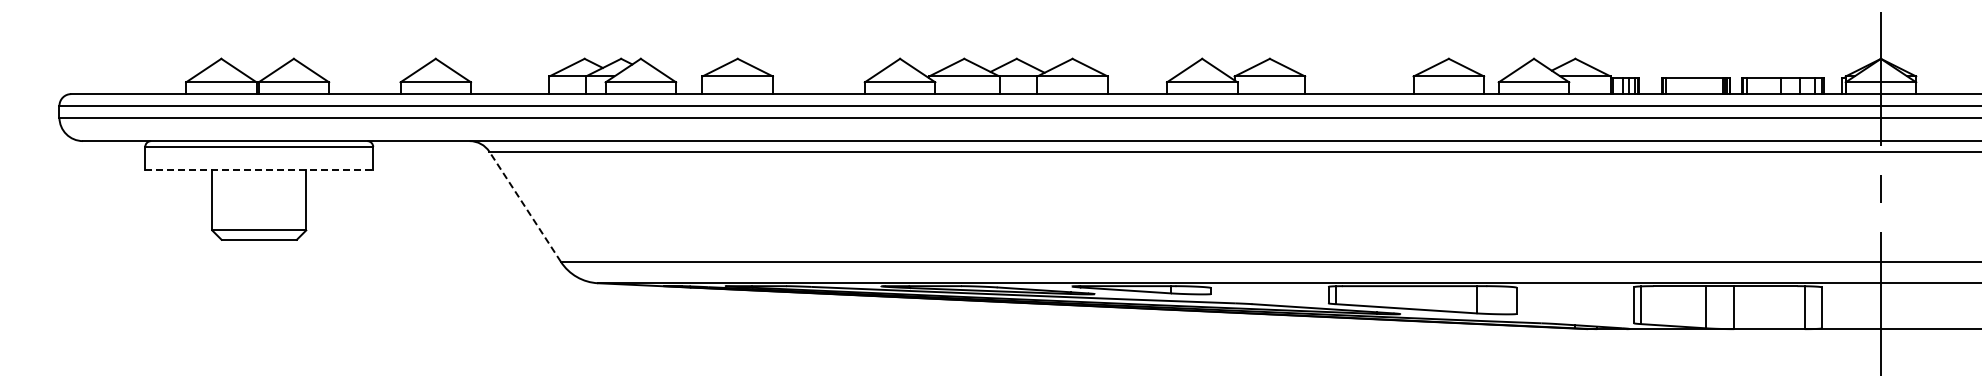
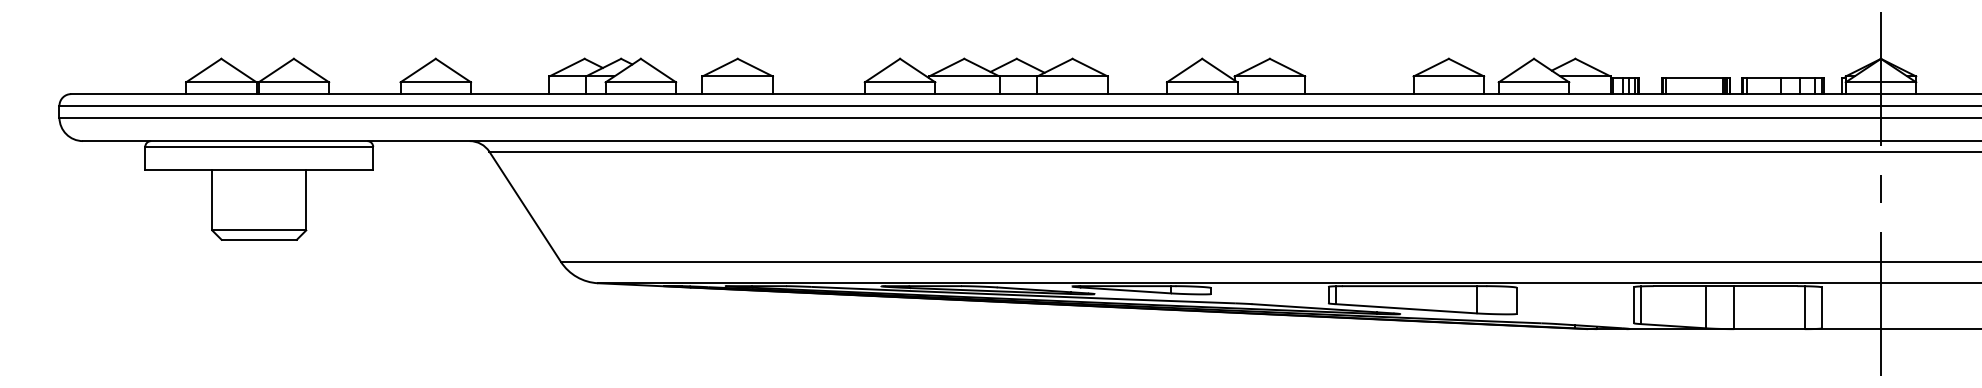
line: dashed -> solid (259, 170)
line: dashed -> solid (525, 206)
